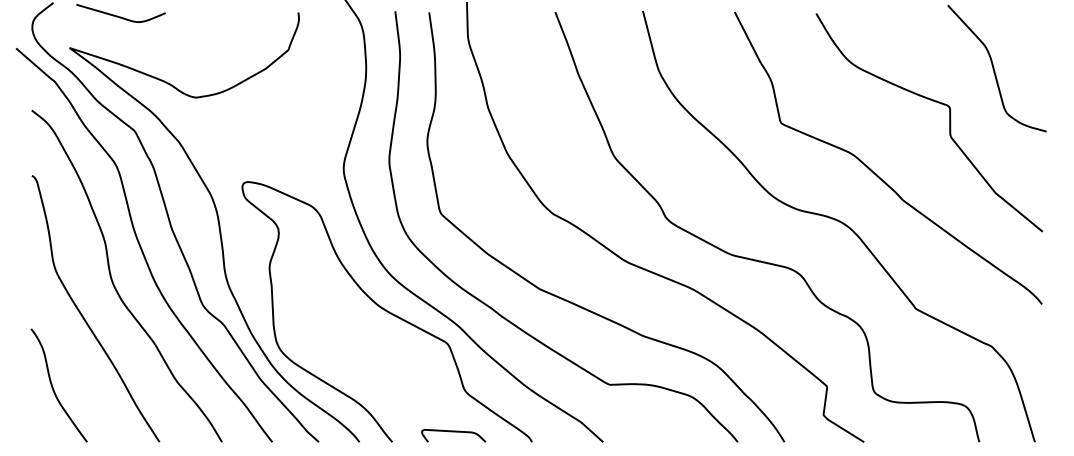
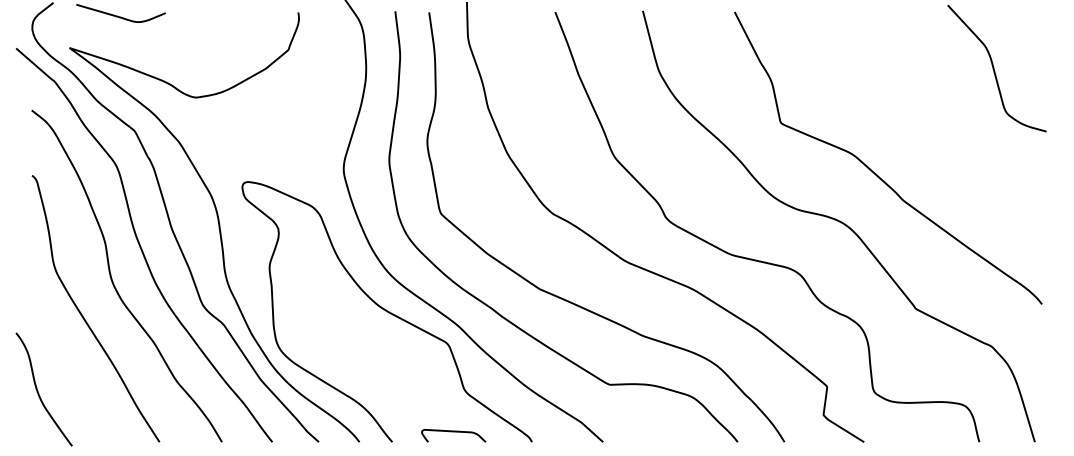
curve: present -> none (949, 122)
curve position: (53, 386) -> (38, 390) (38, 390)
